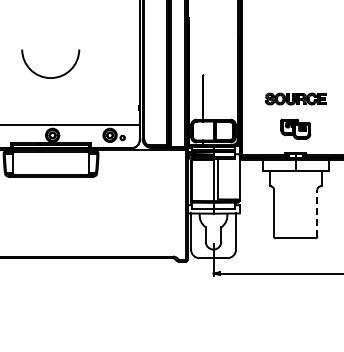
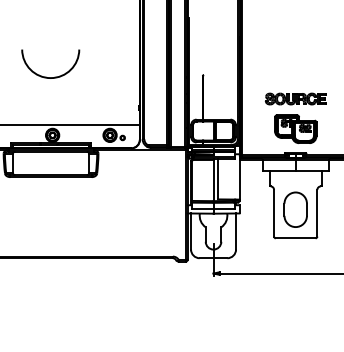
part size: 32x22 px -> 44x30 px (295, 128)
part: none -> present (295, 209)
line: dashed -> solid (317, 212)
